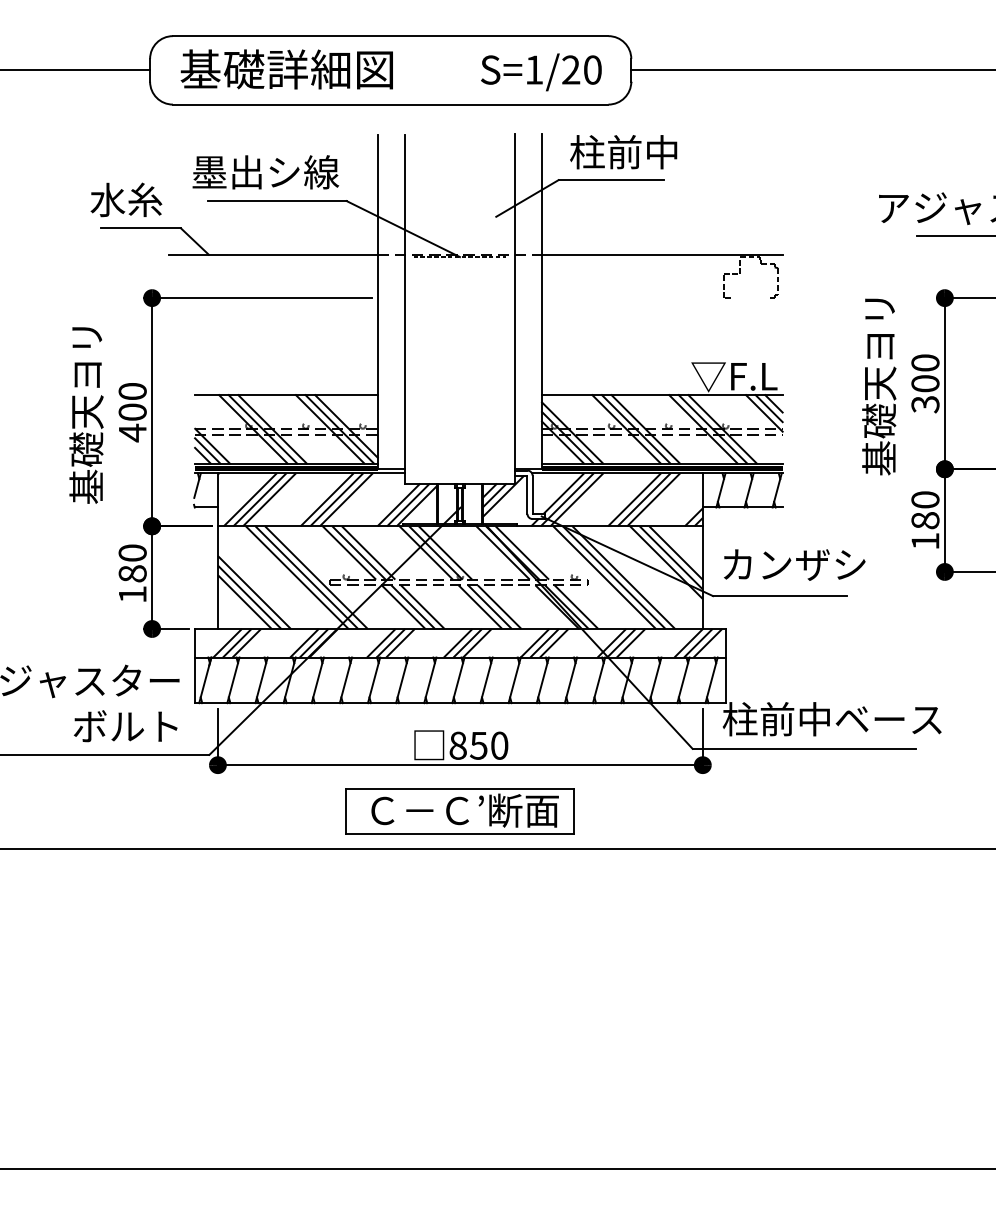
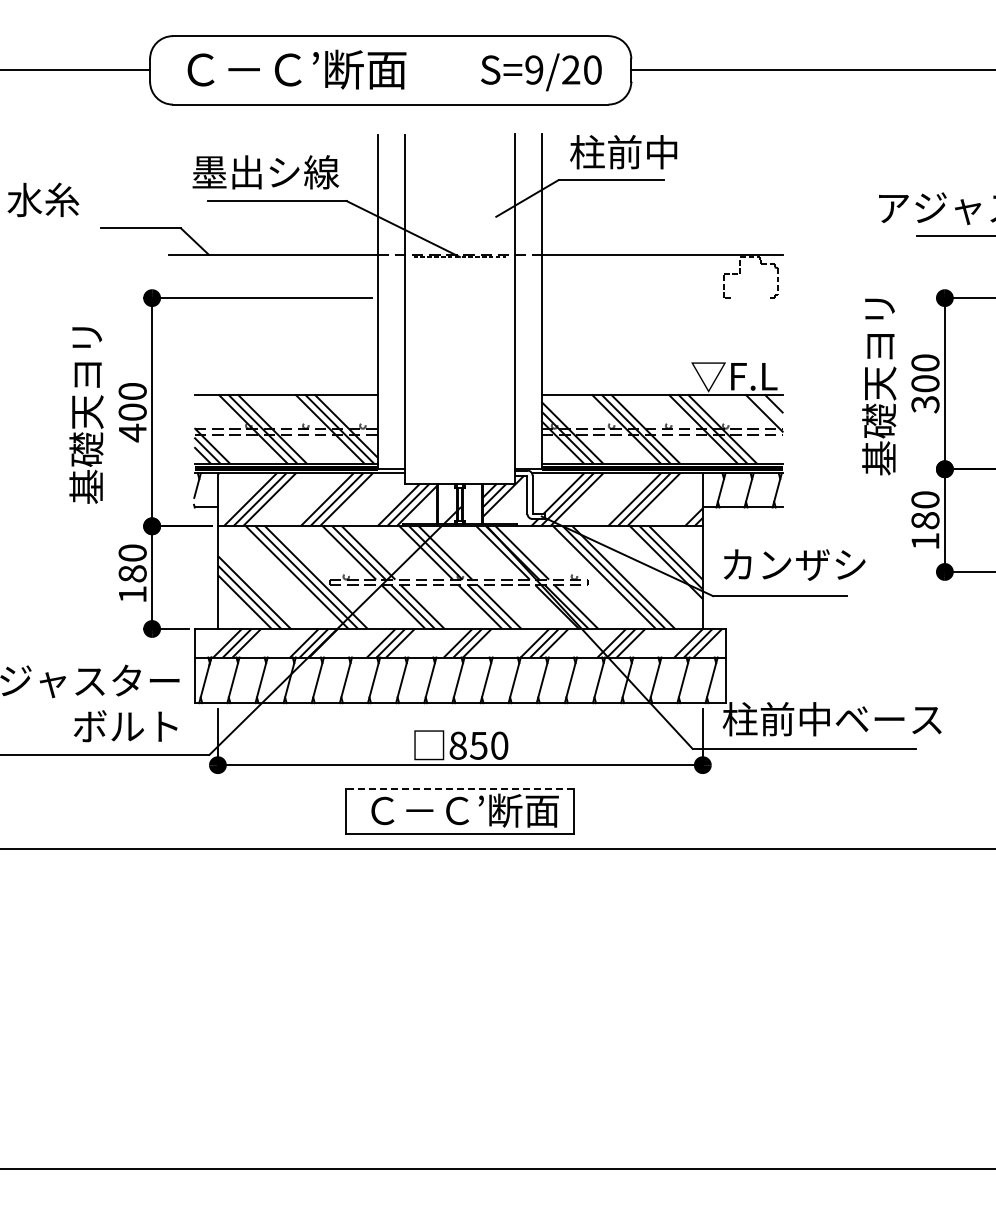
text: 基礎詳細図 -> Ｃ－Ｃ’断面 (293, 69)
text: S=1/20 -> S=9/20 (534, 69)
text position: (126, 199) -> (43, 199) (43, 199)
line: present -> none (768, 408)
line: solid -> dashed (459, 788)
